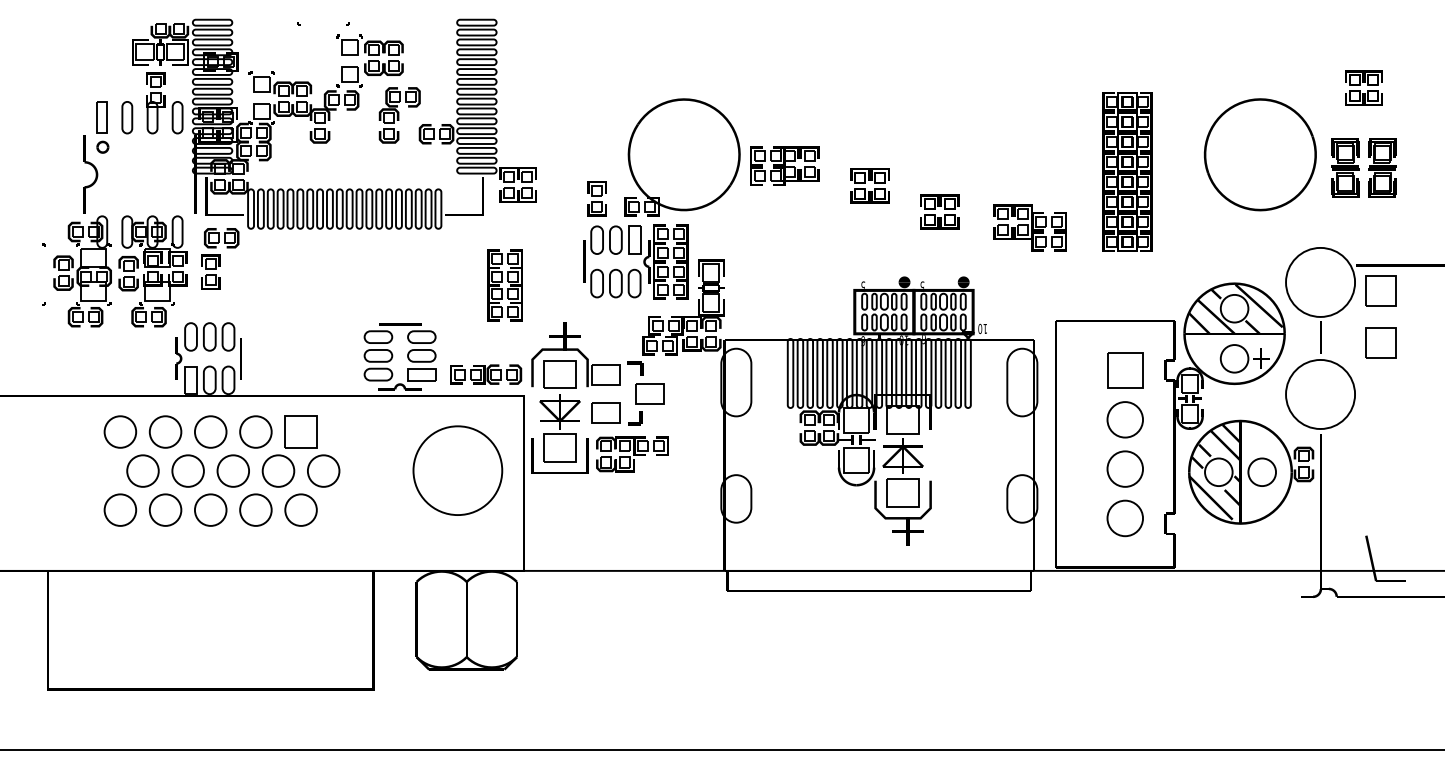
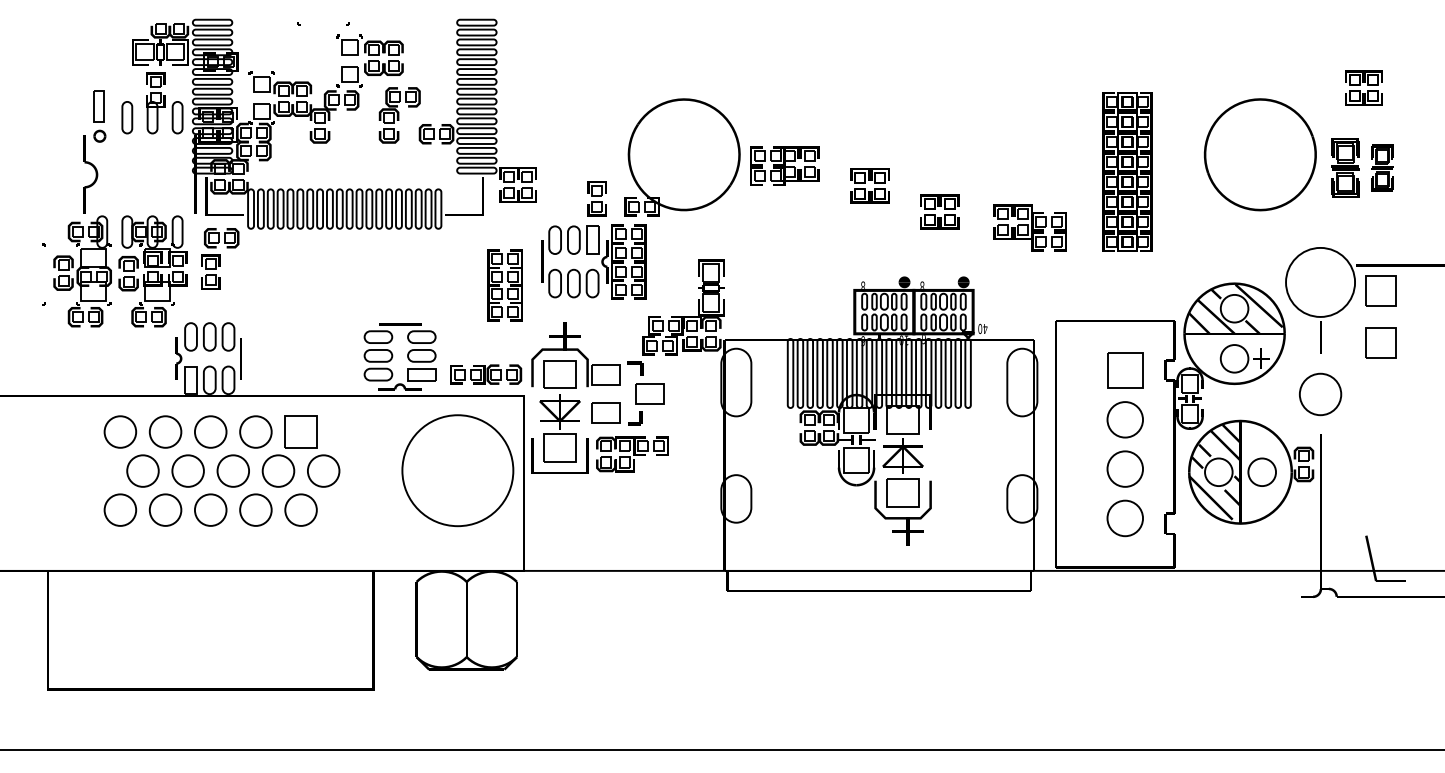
part position: (102, 127) -> (99, 116) (99, 116)
part size: 29x60 px -> 23x48 px (1382, 167)
part position: (635, 254) -> (593, 254) (593, 254)
text: 5 -> 8 (863, 284)
text: 5 -> 8 (922, 284)
text: 10 -> 40 (985, 328)
circle diameter: 69 px -> 41 px (1320, 394)
circle diameter: 89 px -> 111 px (457, 470)
